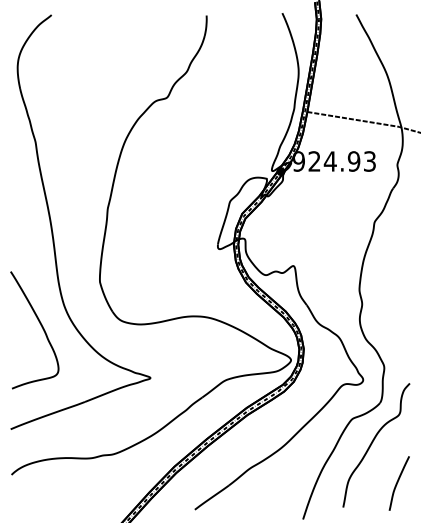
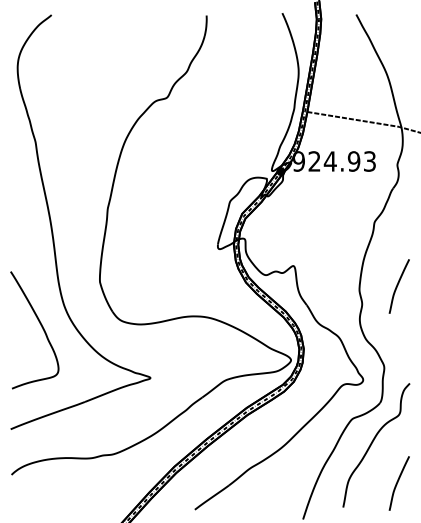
curve: none -> present (398, 285)
